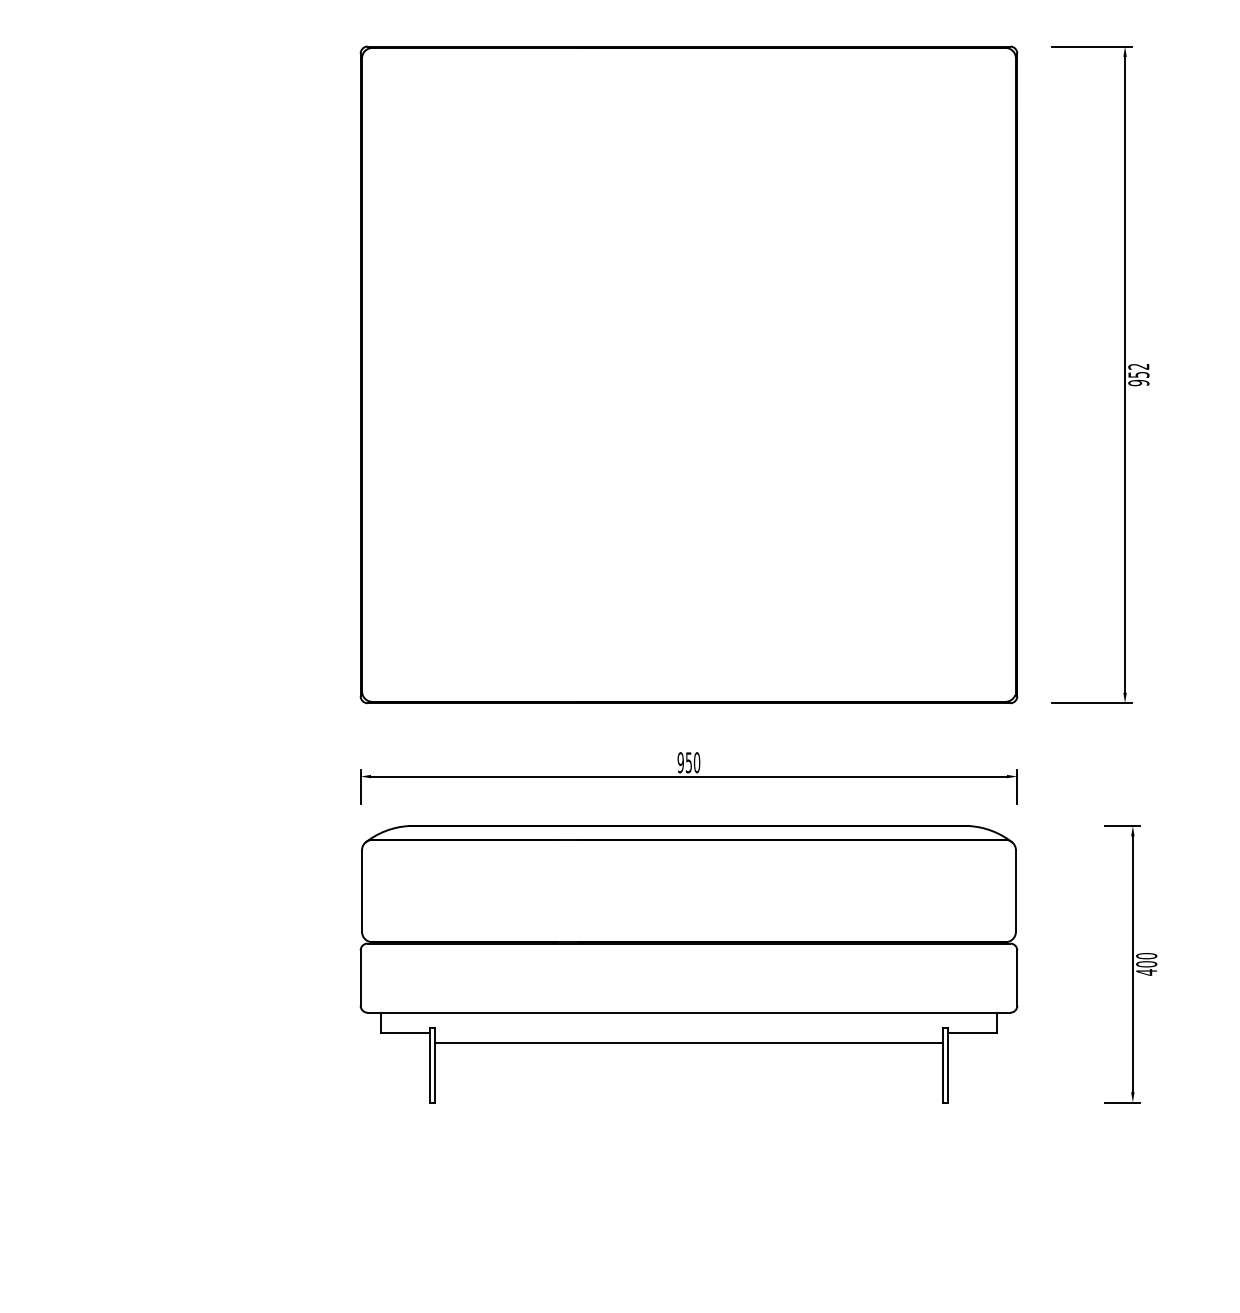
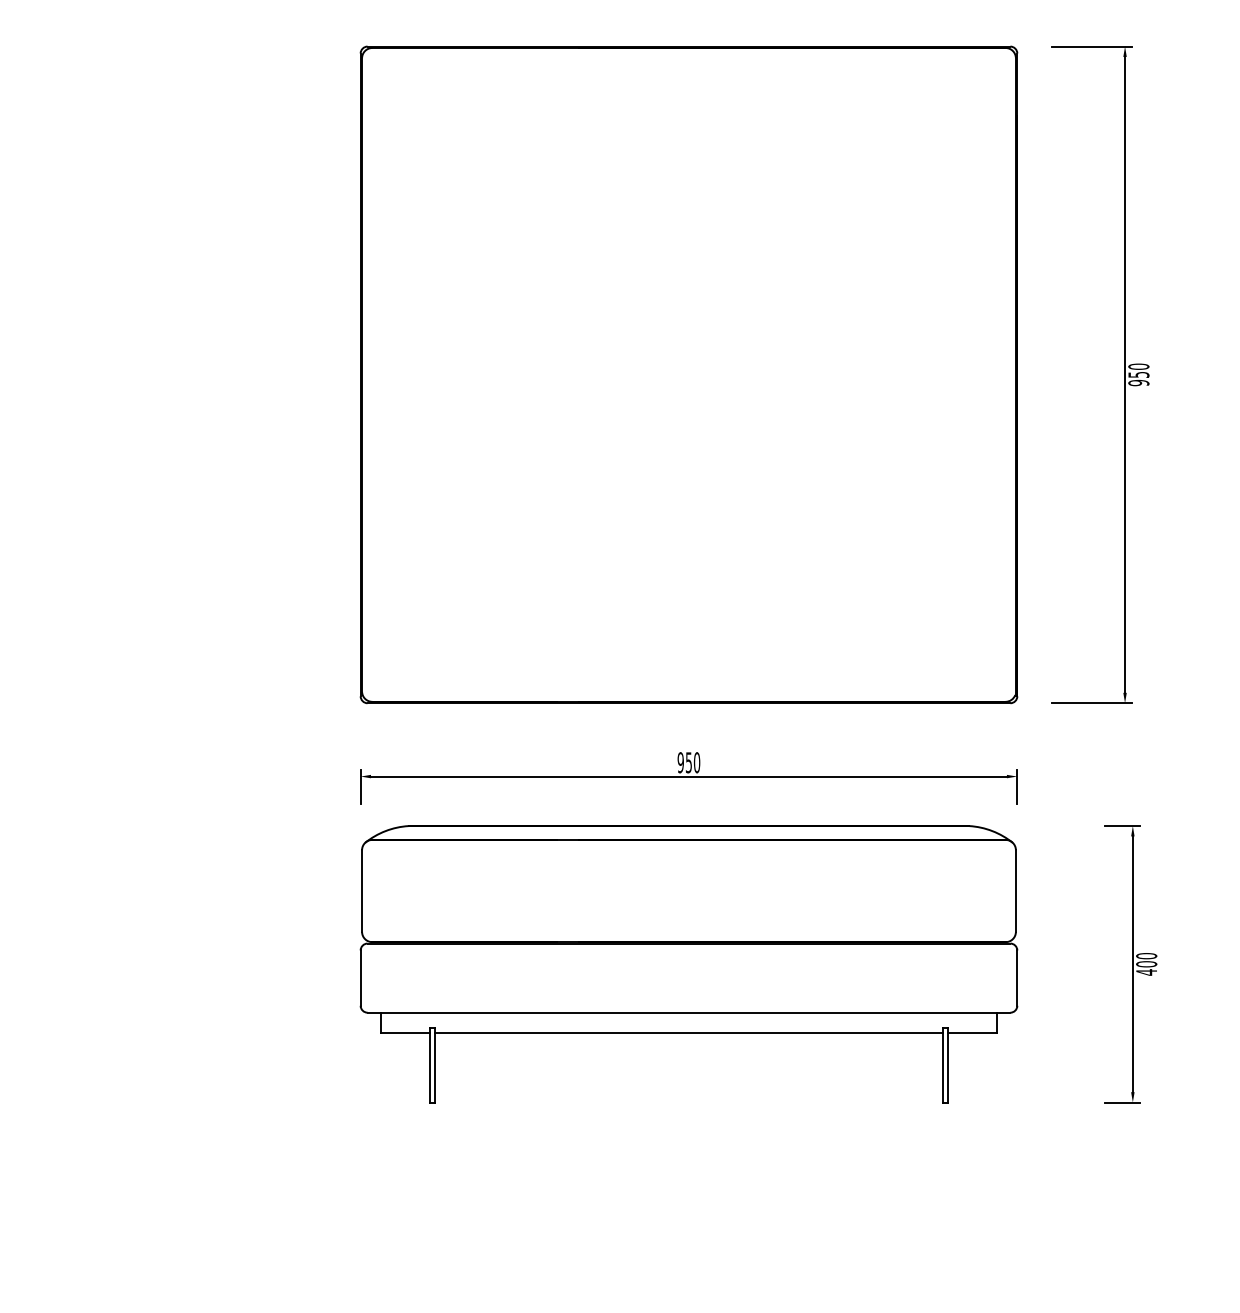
text: 952 -> 950 (1138, 366)
line position: (688, 1043) -> (688, 1033) (688, 1033)
